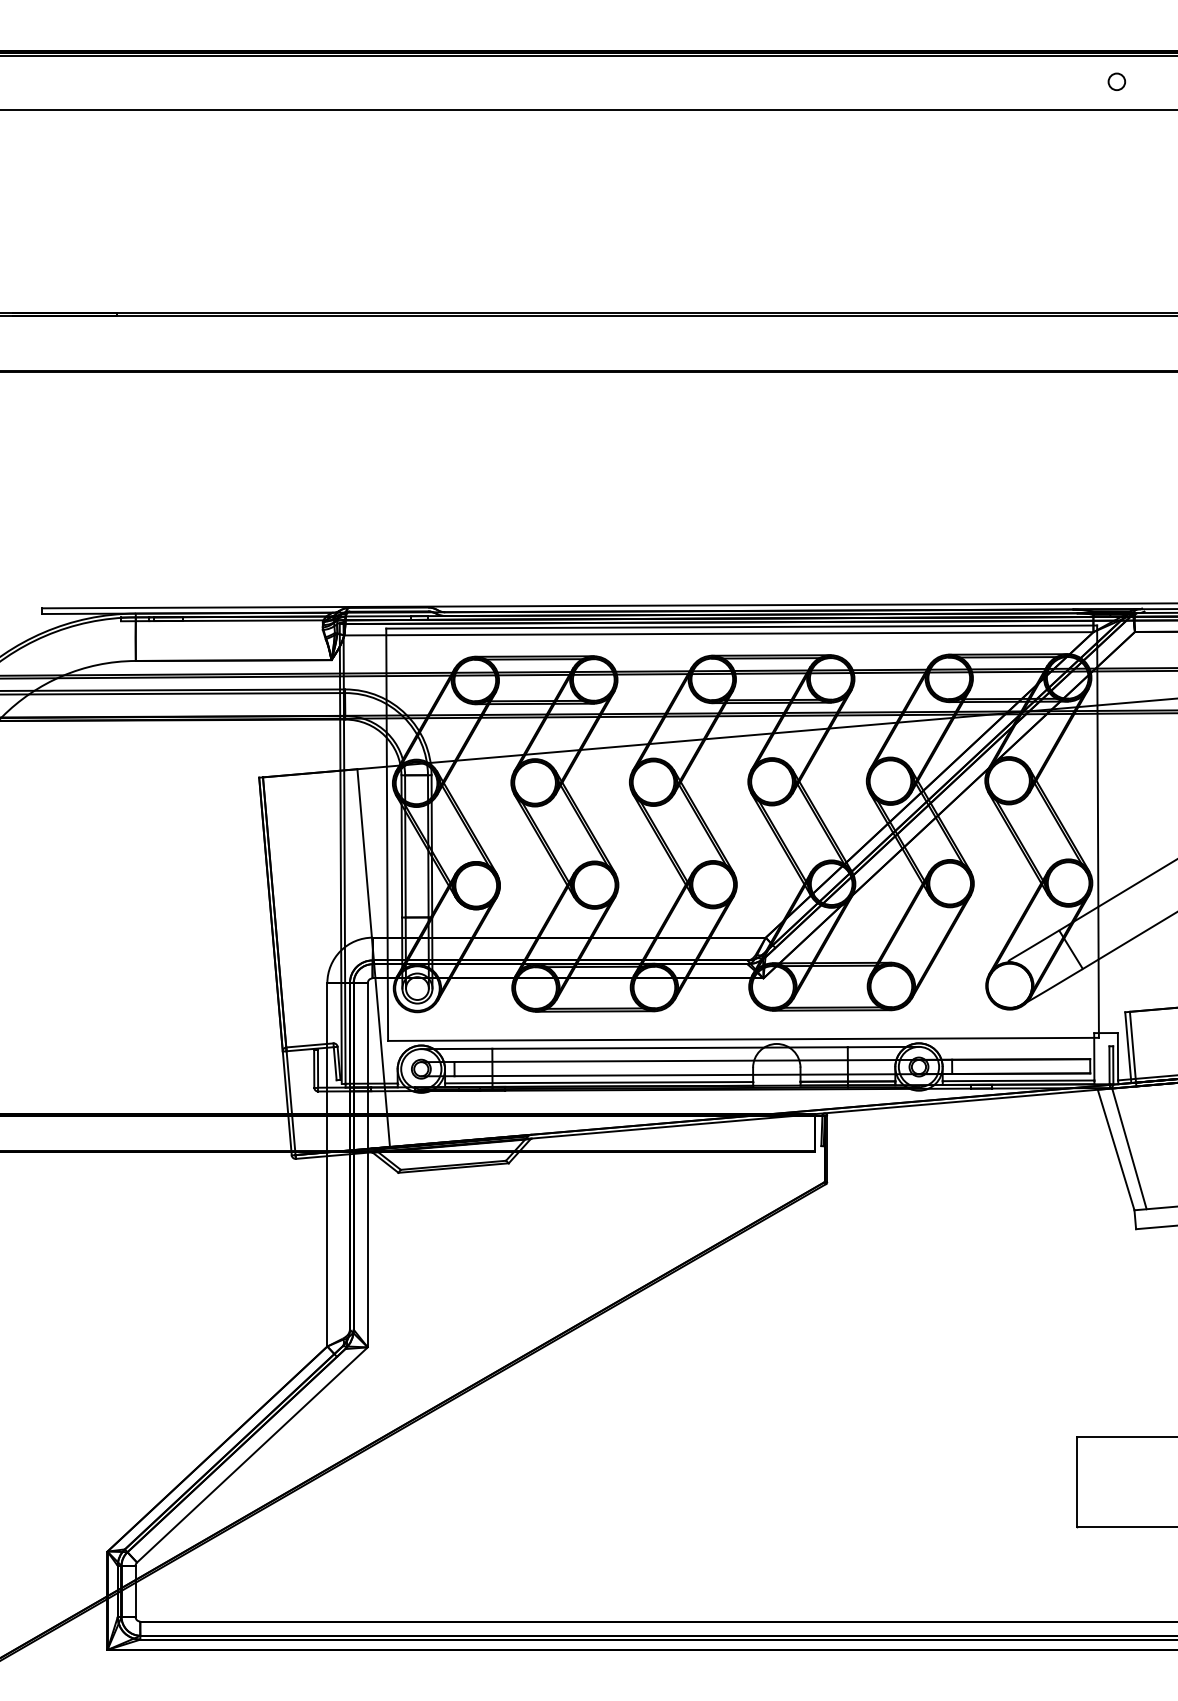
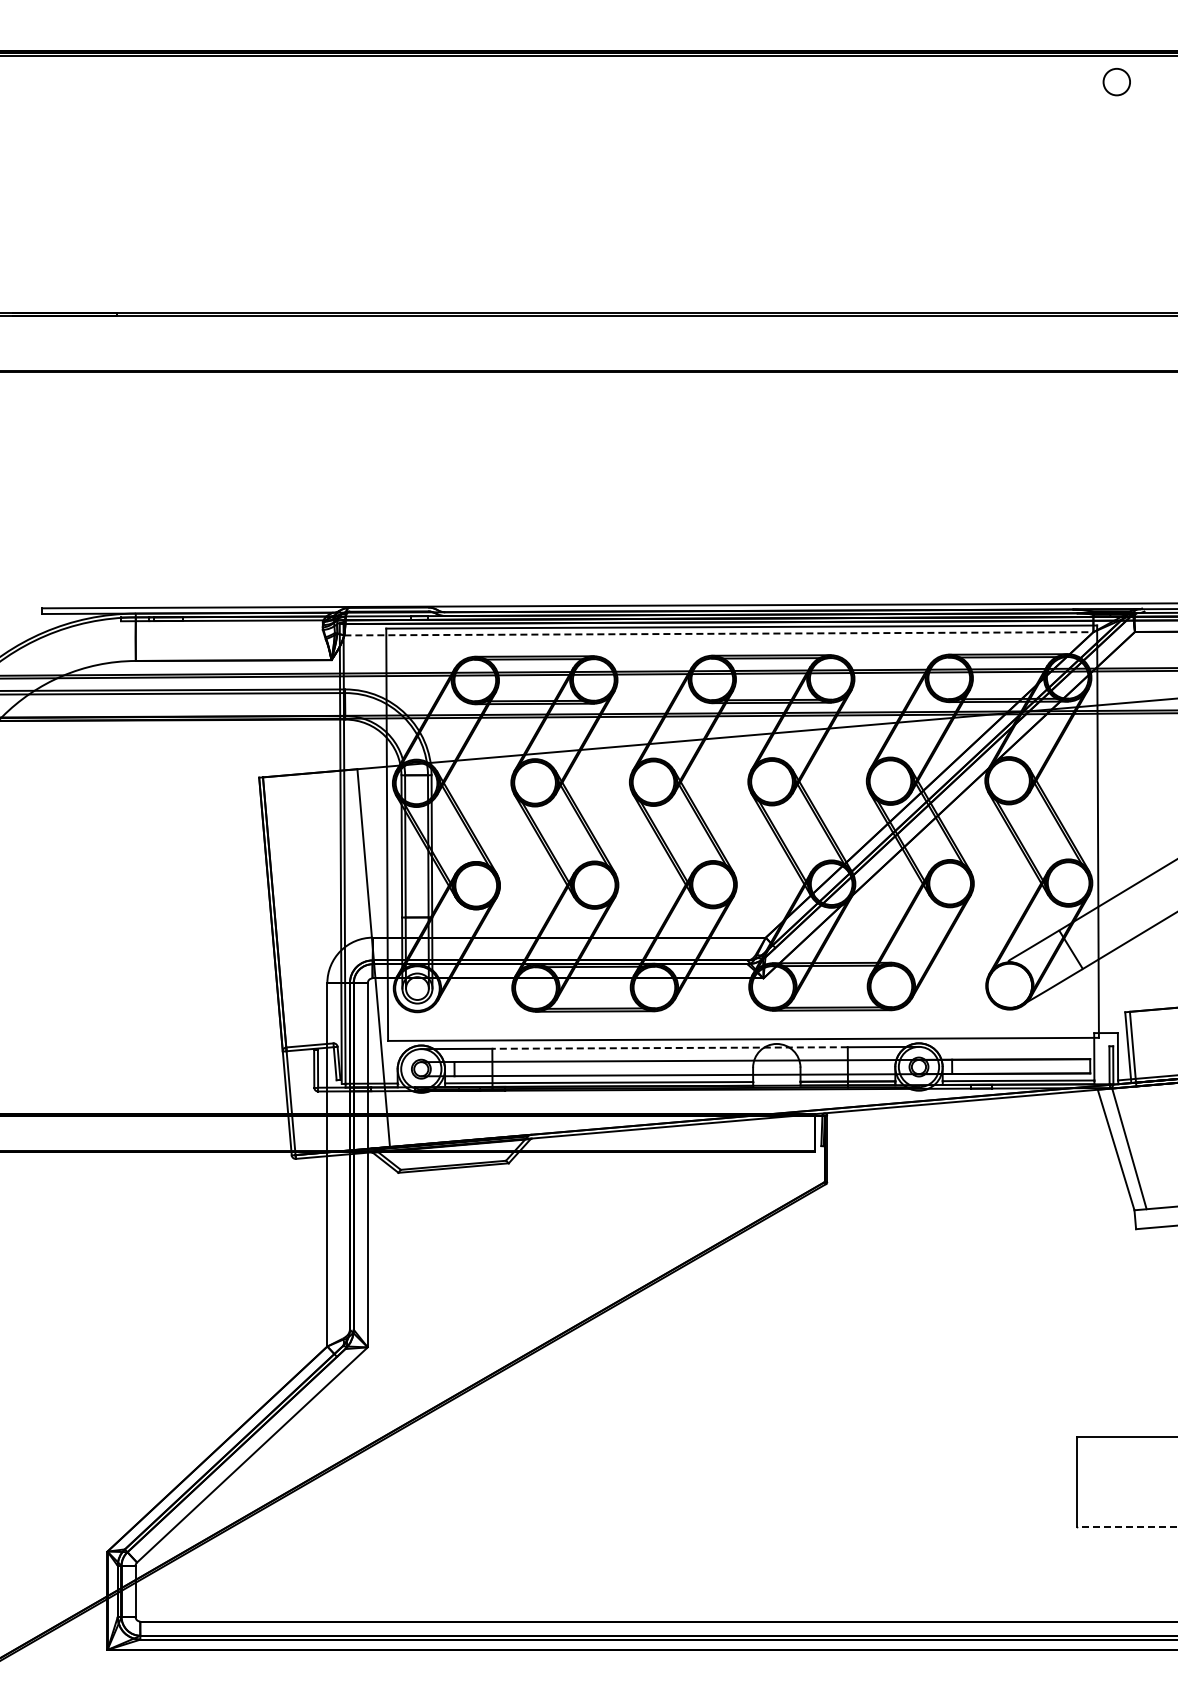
circle size: 20x19 px -> 29x29 px (1116, 82)
line: present -> none (588, 110)
line: solid -> dashed (718, 633)
line: solid -> dashed (670, 1048)
line: solid -> dashed (1126, 1526)
